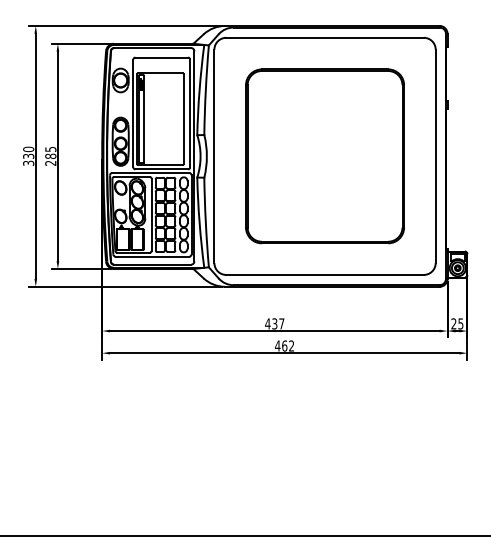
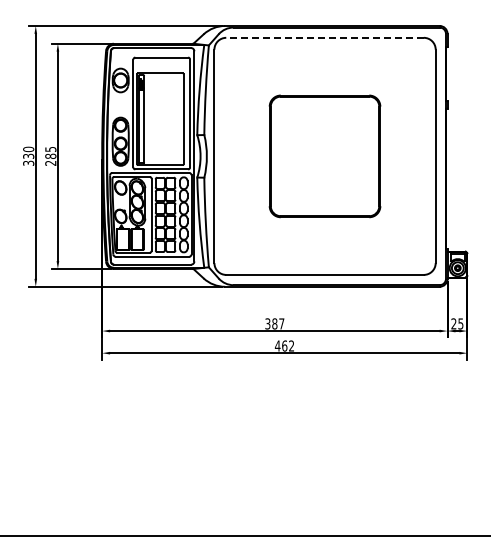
line: solid -> dashed (325, 37)
part size: 160x177 px -> 114x125 px (324, 156)
text: 437 -> 387 (271, 323)
